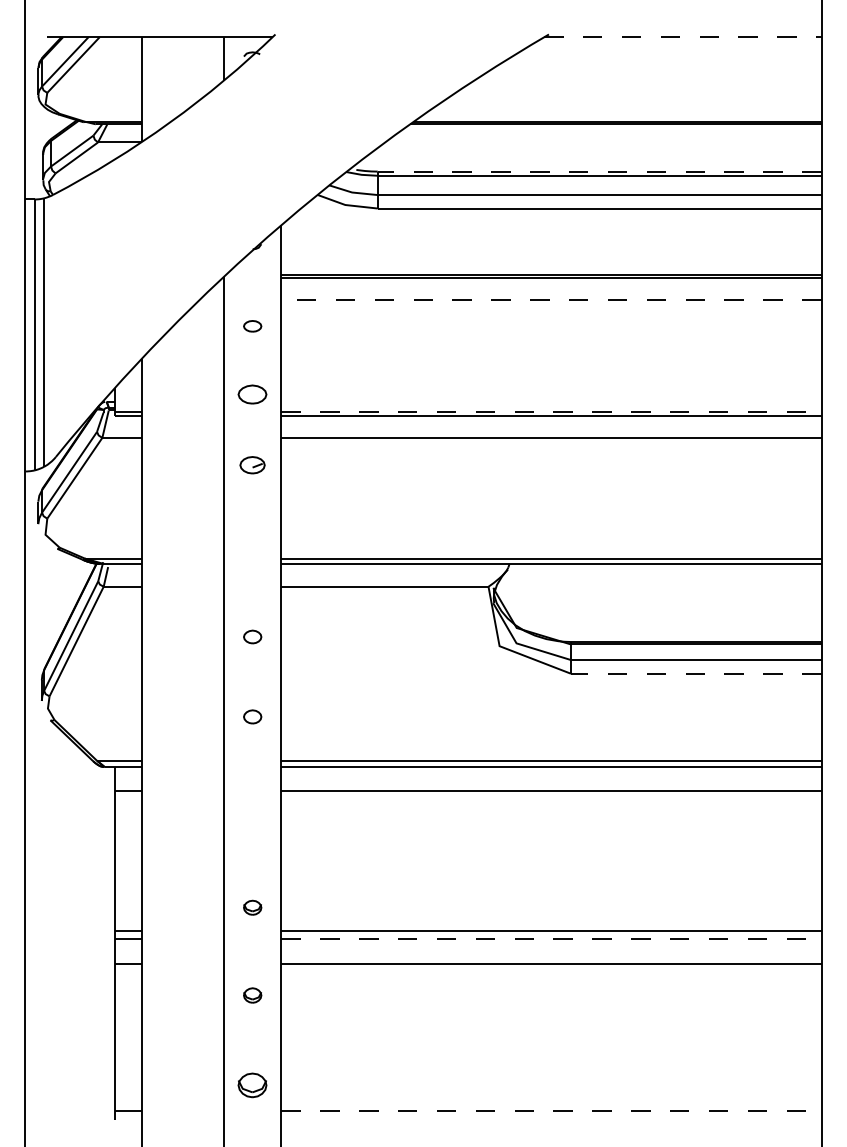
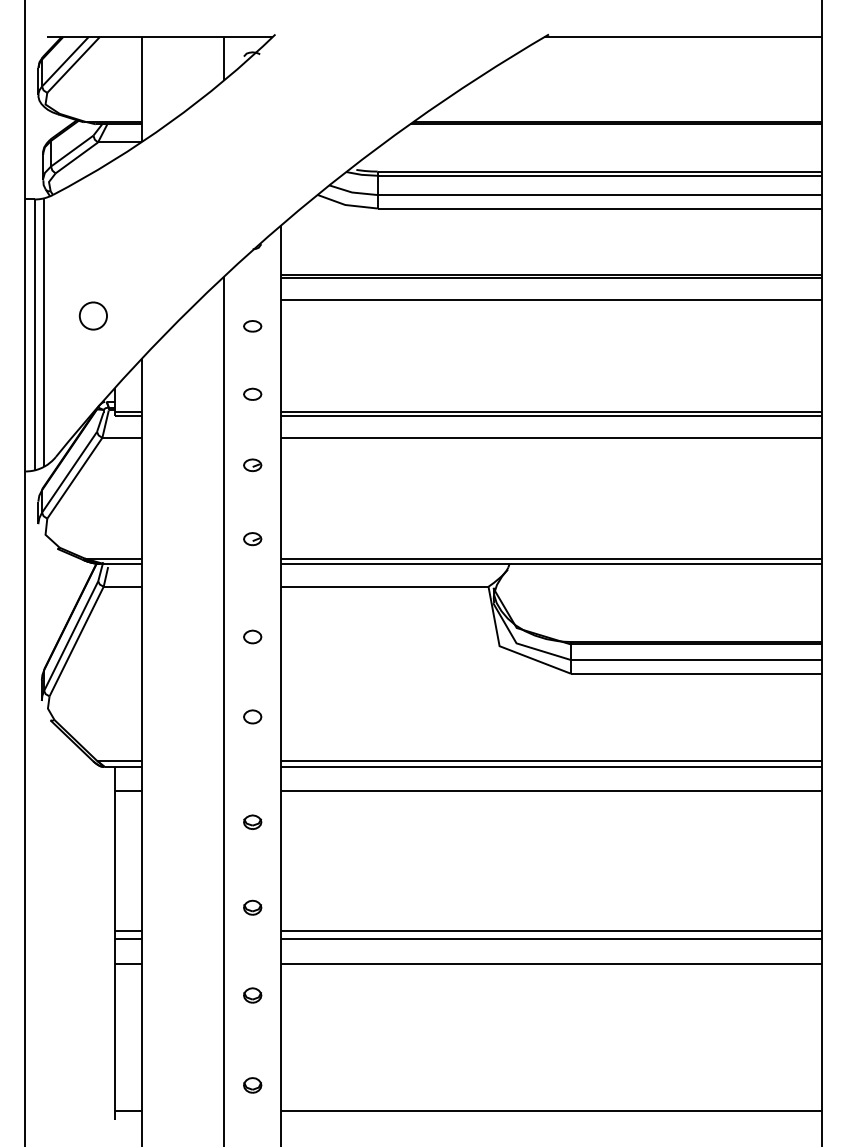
line: dashed -> solid (682, 37)
line: dashed -> solid (599, 171)
line: dashed -> solid (551, 299)
part: none -> present (92, 315)
part size: 31x21 px -> 20x14 px (252, 393)
line: dashed -> solid (552, 411)
part size: 27x19 px -> 20x15 px (252, 465)
part: none -> present (252, 539)
line: dashed -> solid (695, 673)
part: none -> present (252, 821)
line: dashed -> solid (552, 939)
part size: 31x27 px -> 20x17 px (252, 1085)
line: dashed -> solid (552, 1110)
